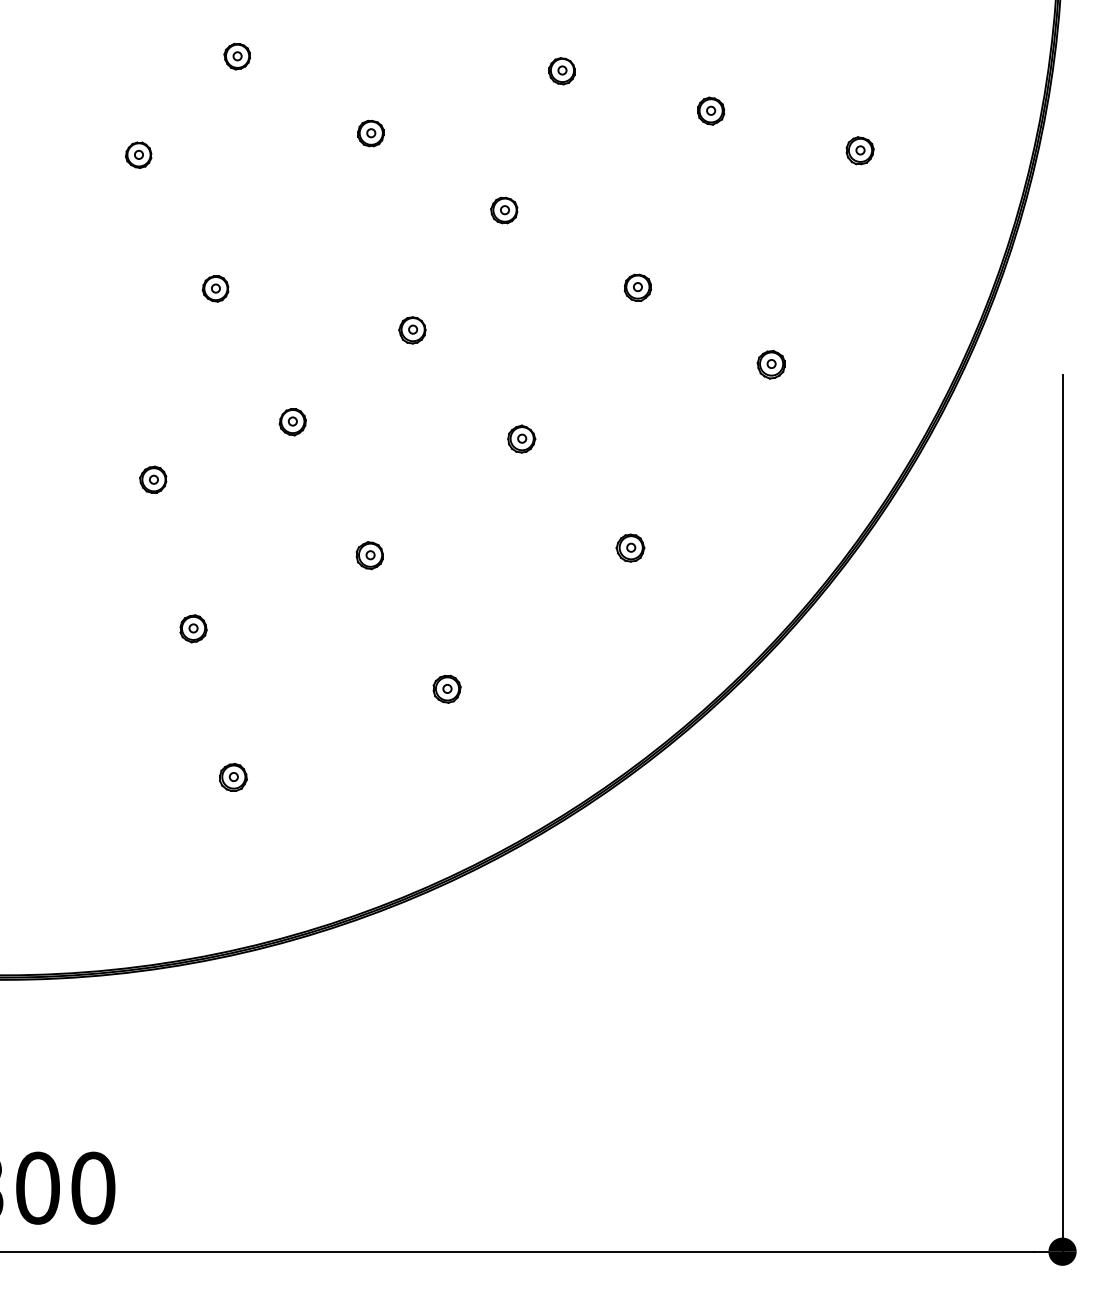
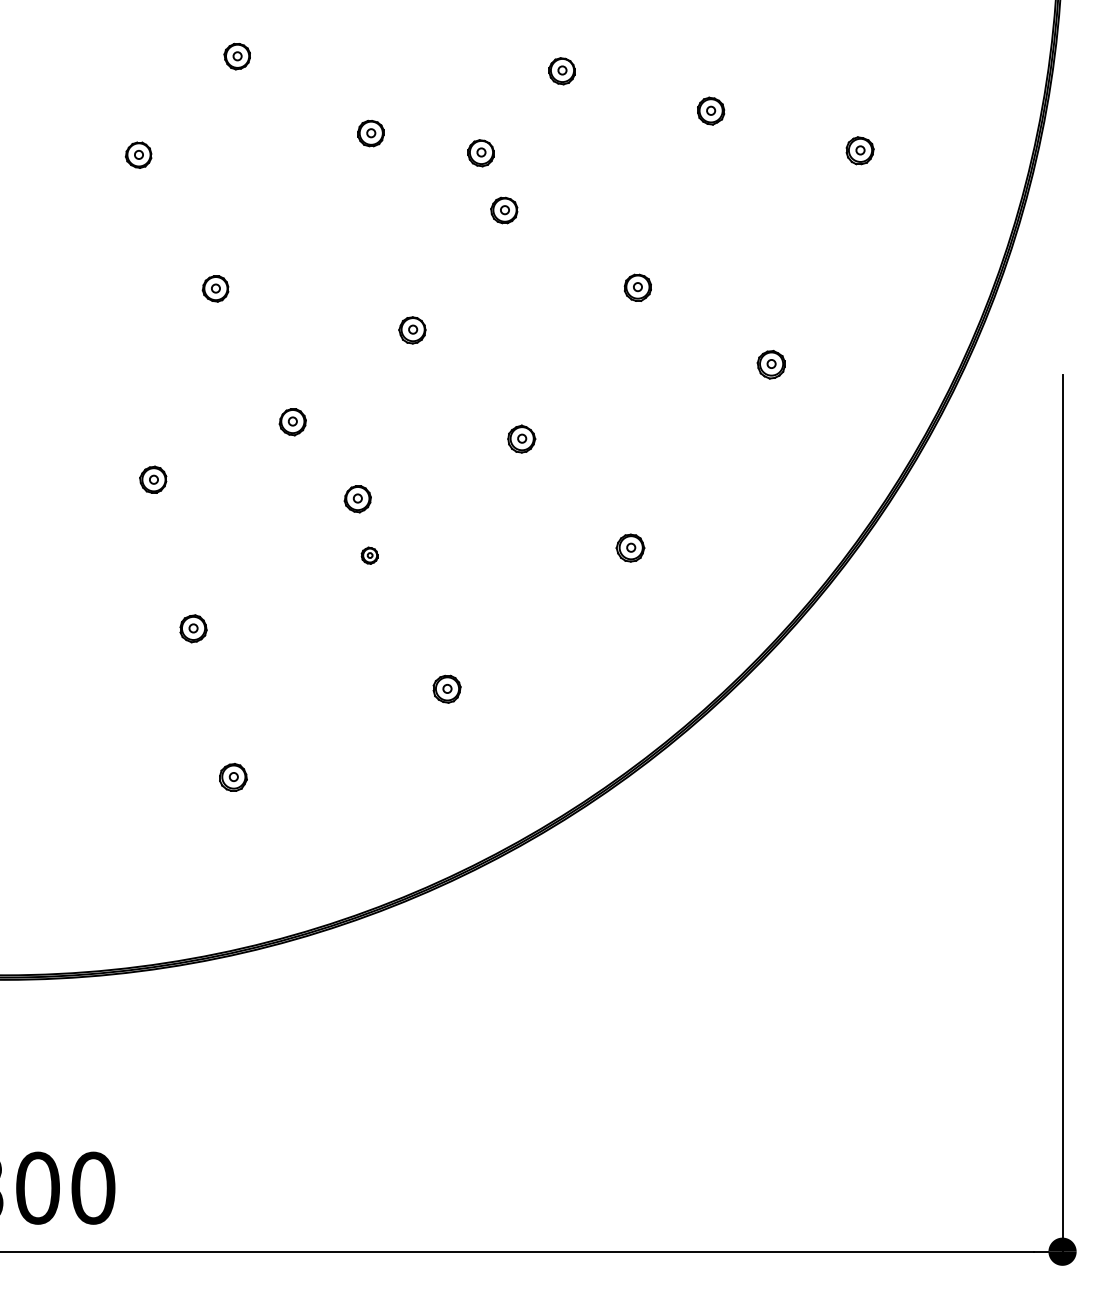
part: none -> present (480, 153)
part: none -> present (357, 499)
part size: 29x30 px -> 19x19 px (369, 555)
